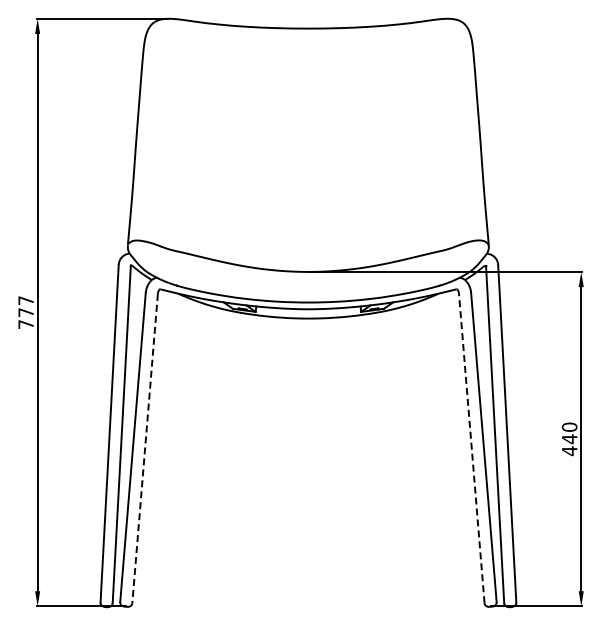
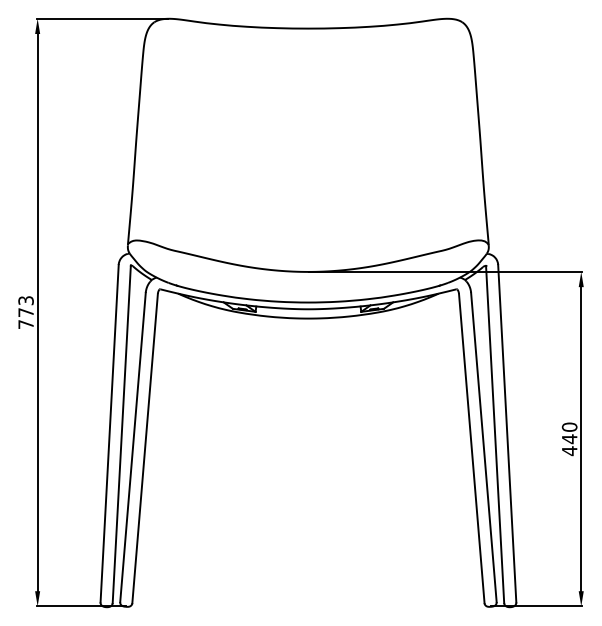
text: 777 -> 773 (25, 300)
line: dashed -> solid (471, 448)
line: dashed -> solid (145, 449)
